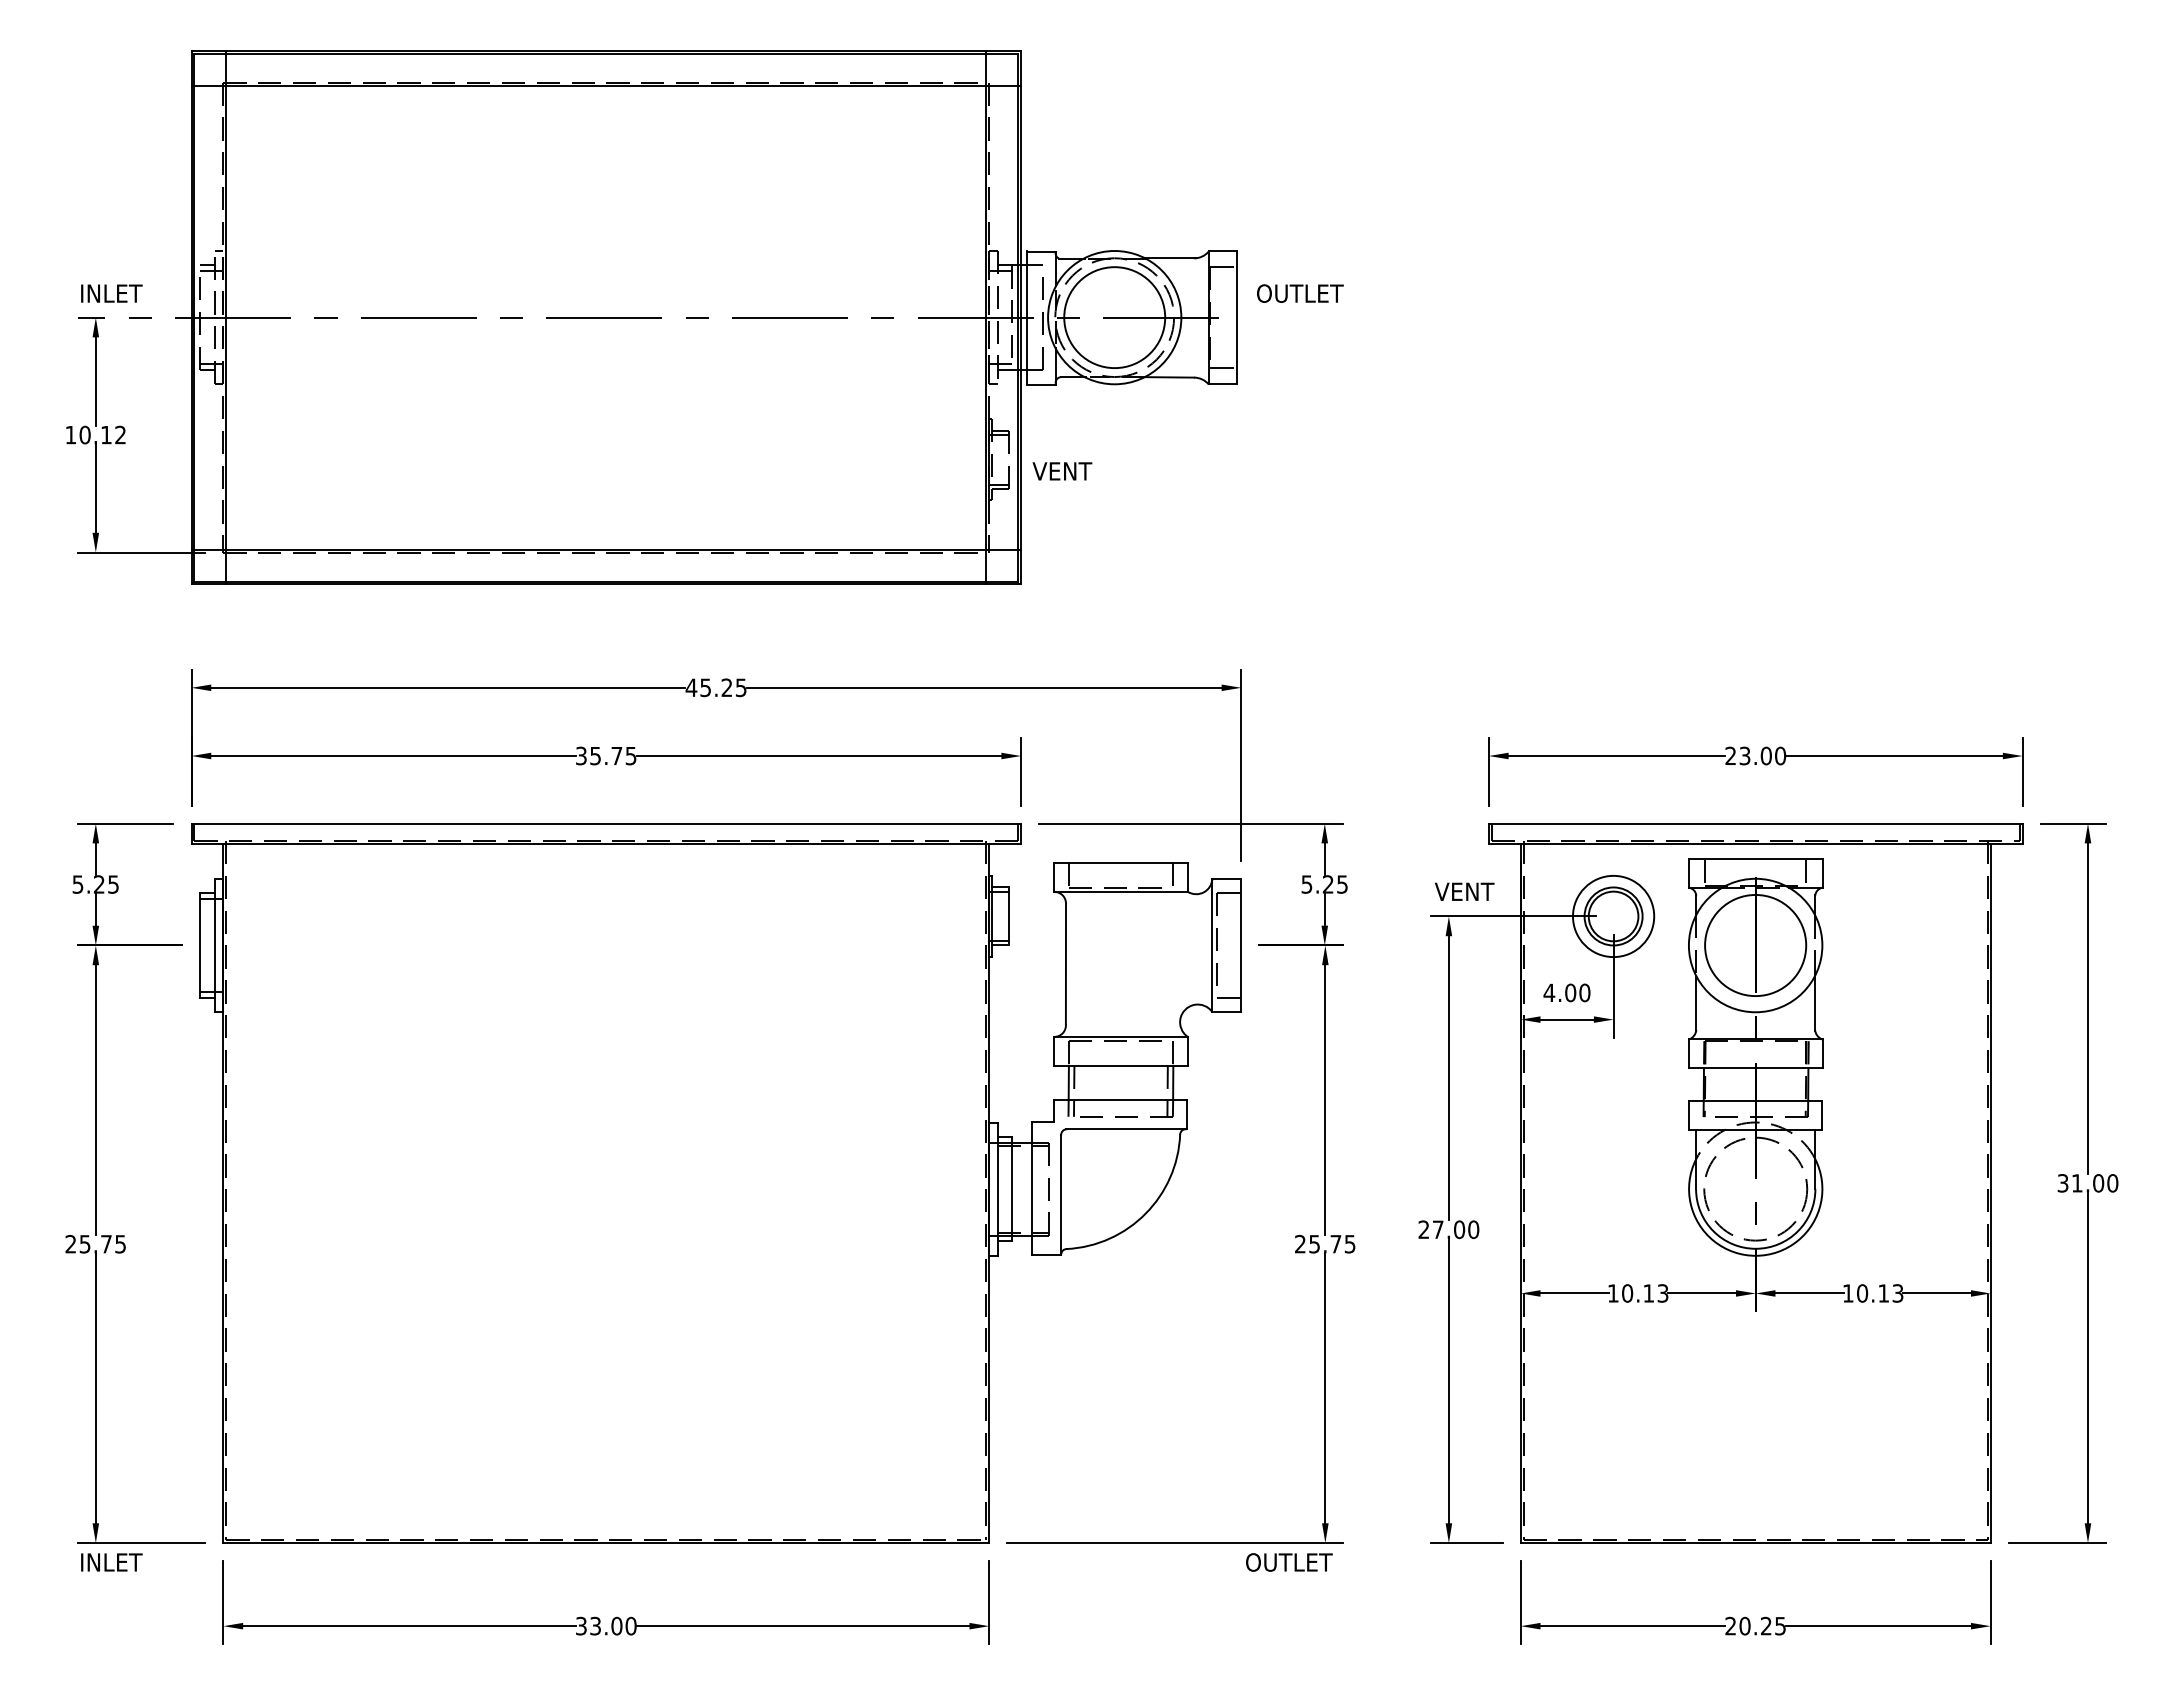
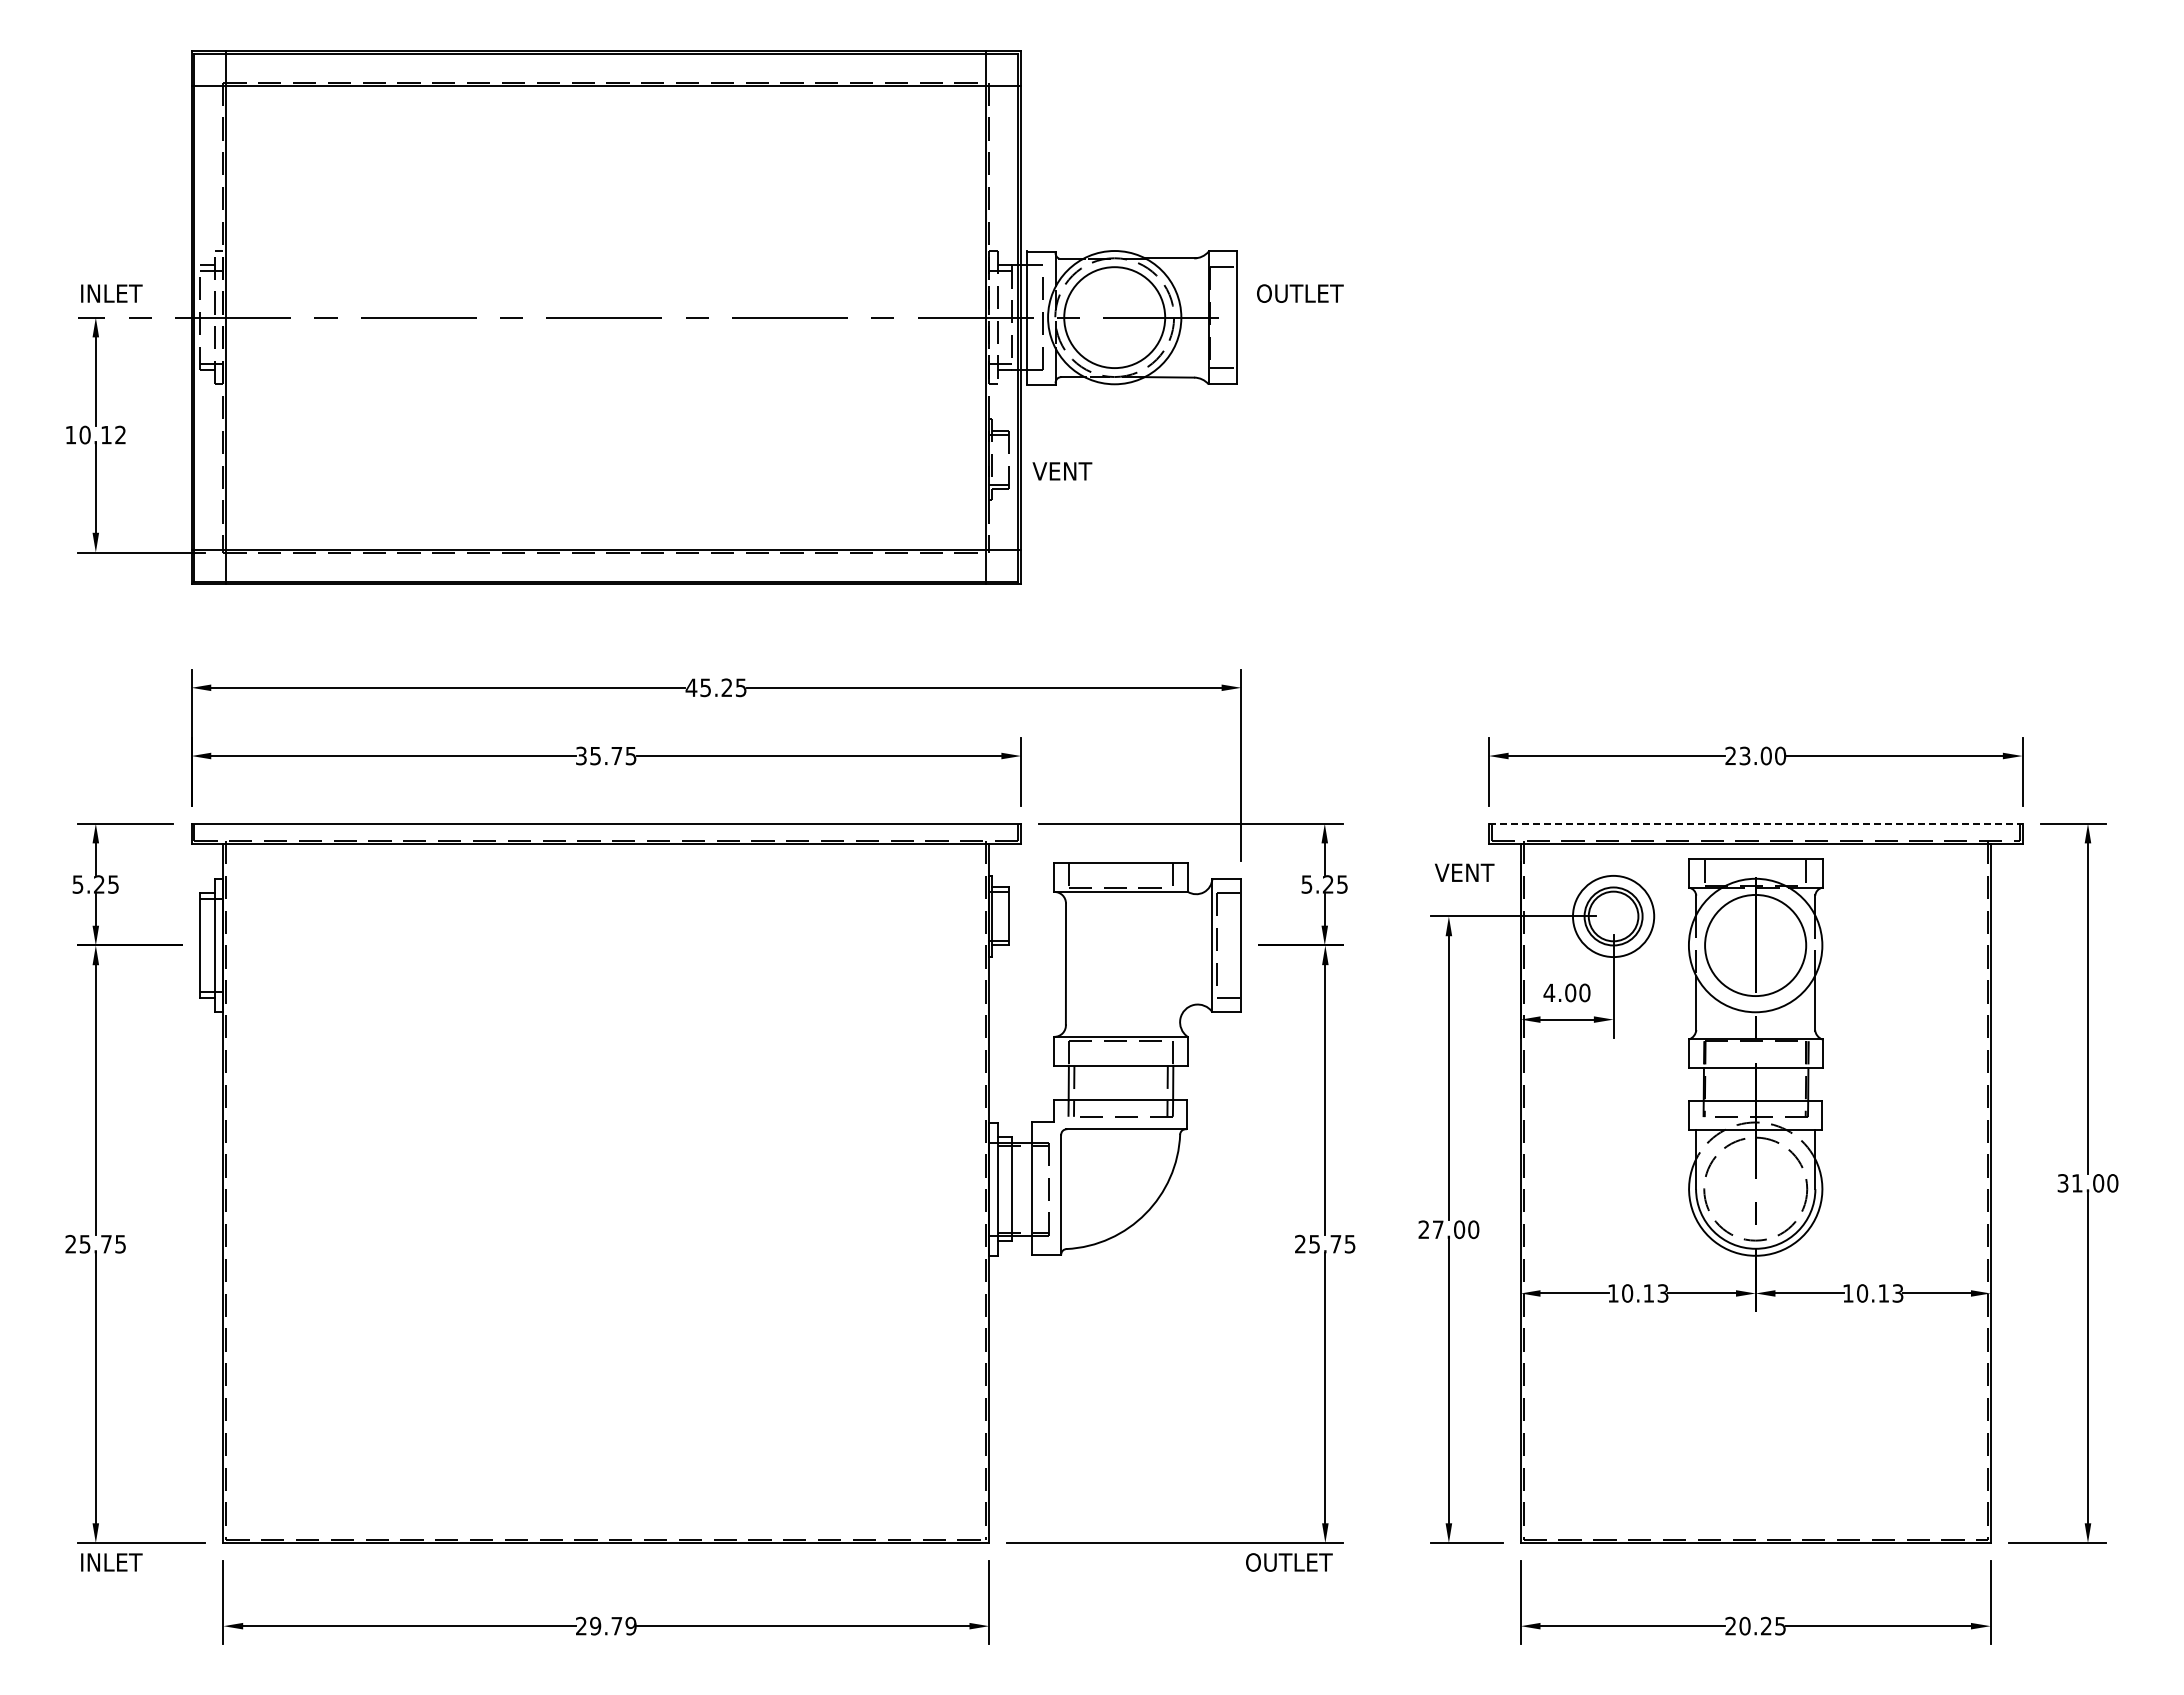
line: solid -> dashed (1755, 823)
text position: (1464, 891) -> (1464, 872) (1464, 872)
text: 33.00 -> 29.79 (606, 1625)
